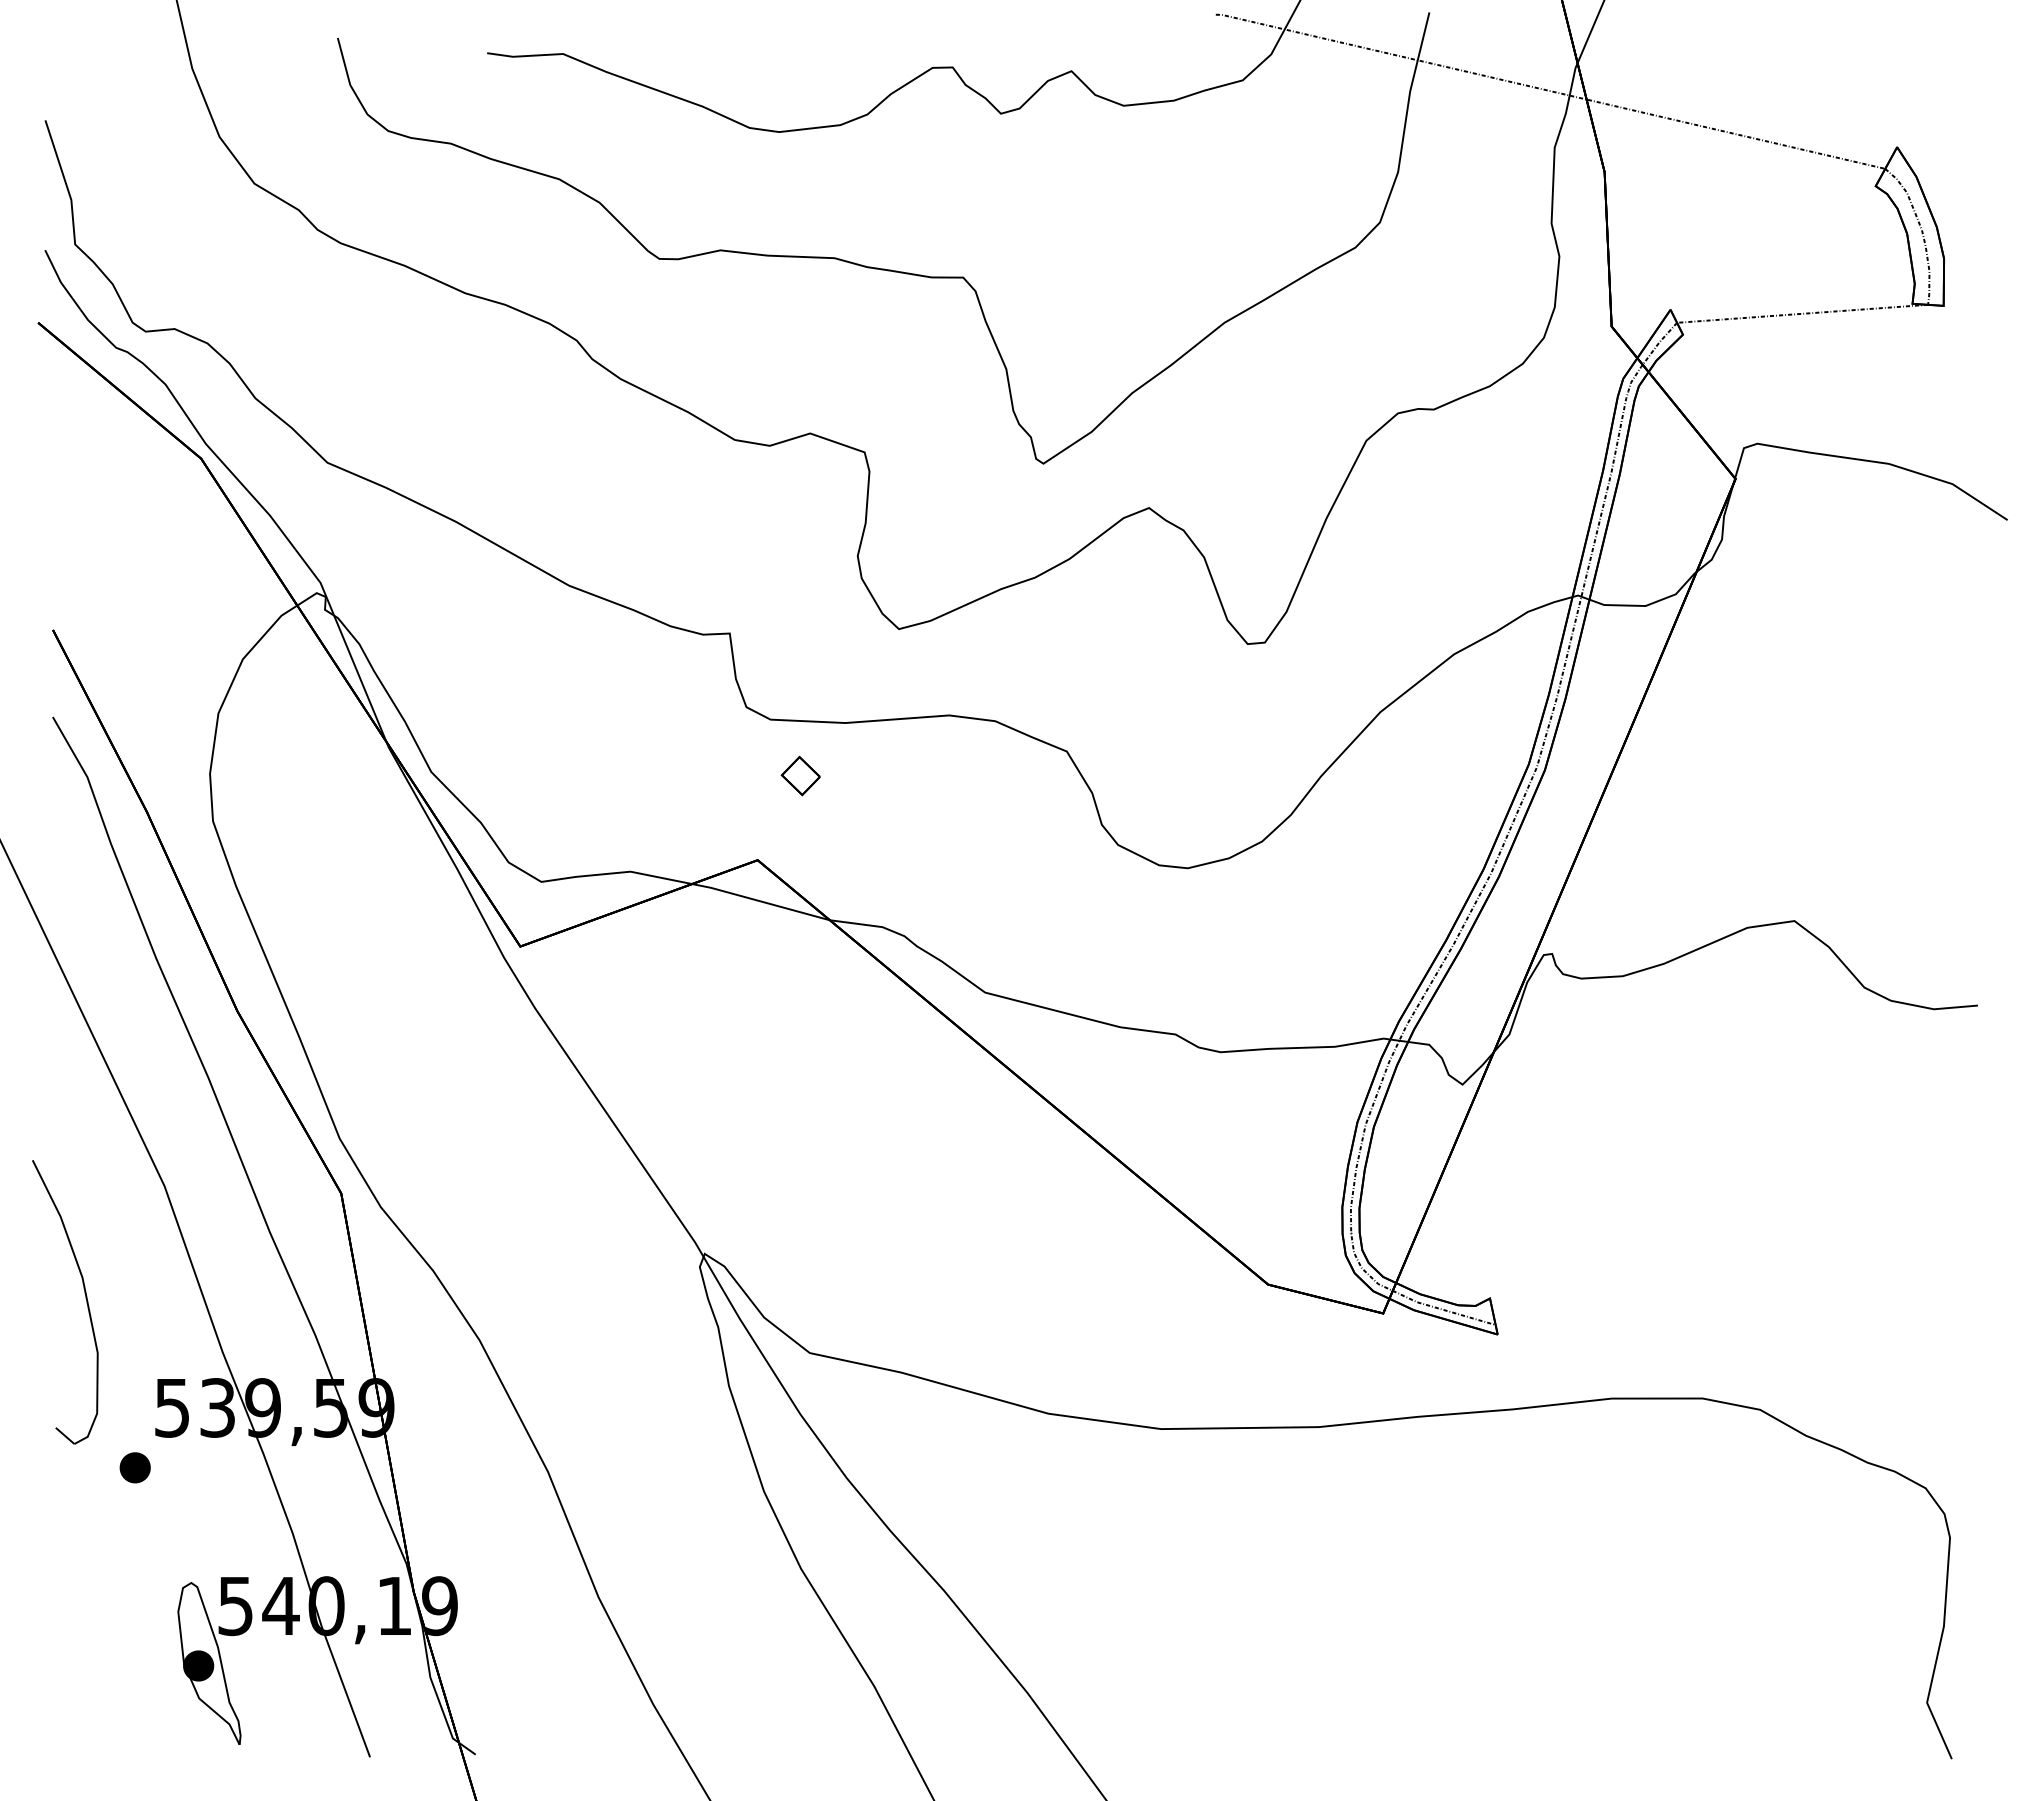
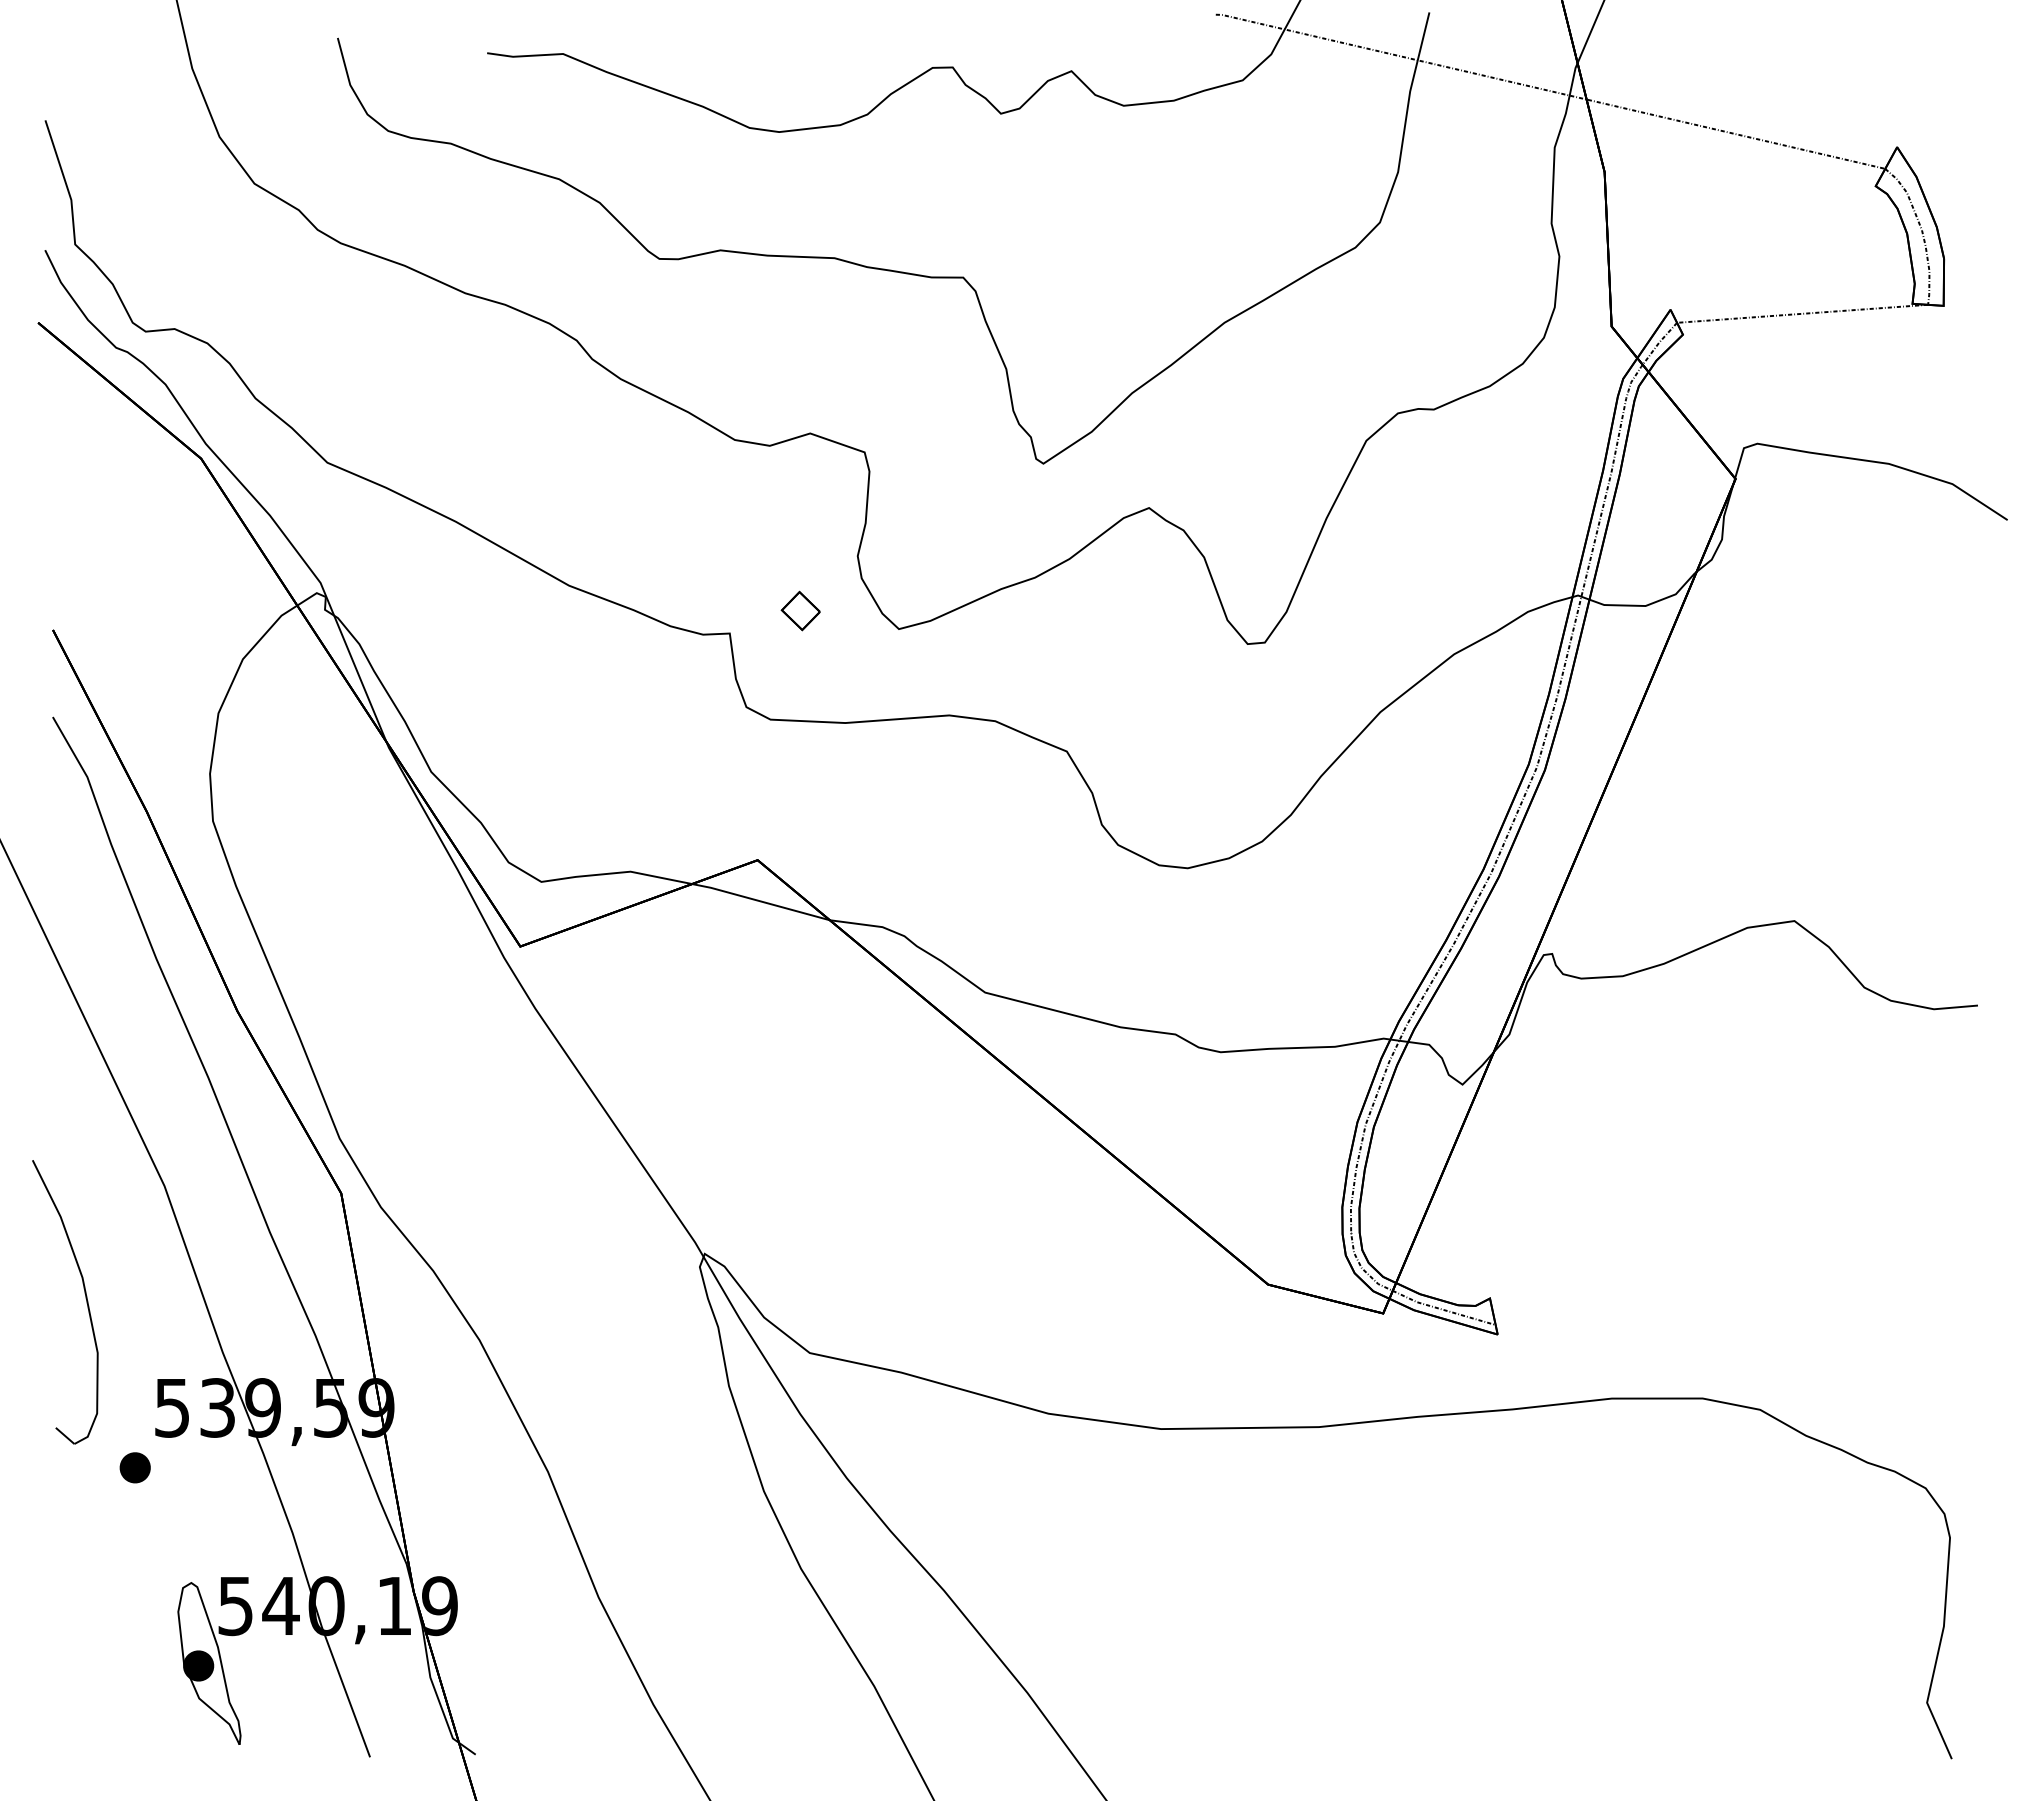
part position: (800, 775) -> (800, 610) (800, 610)
